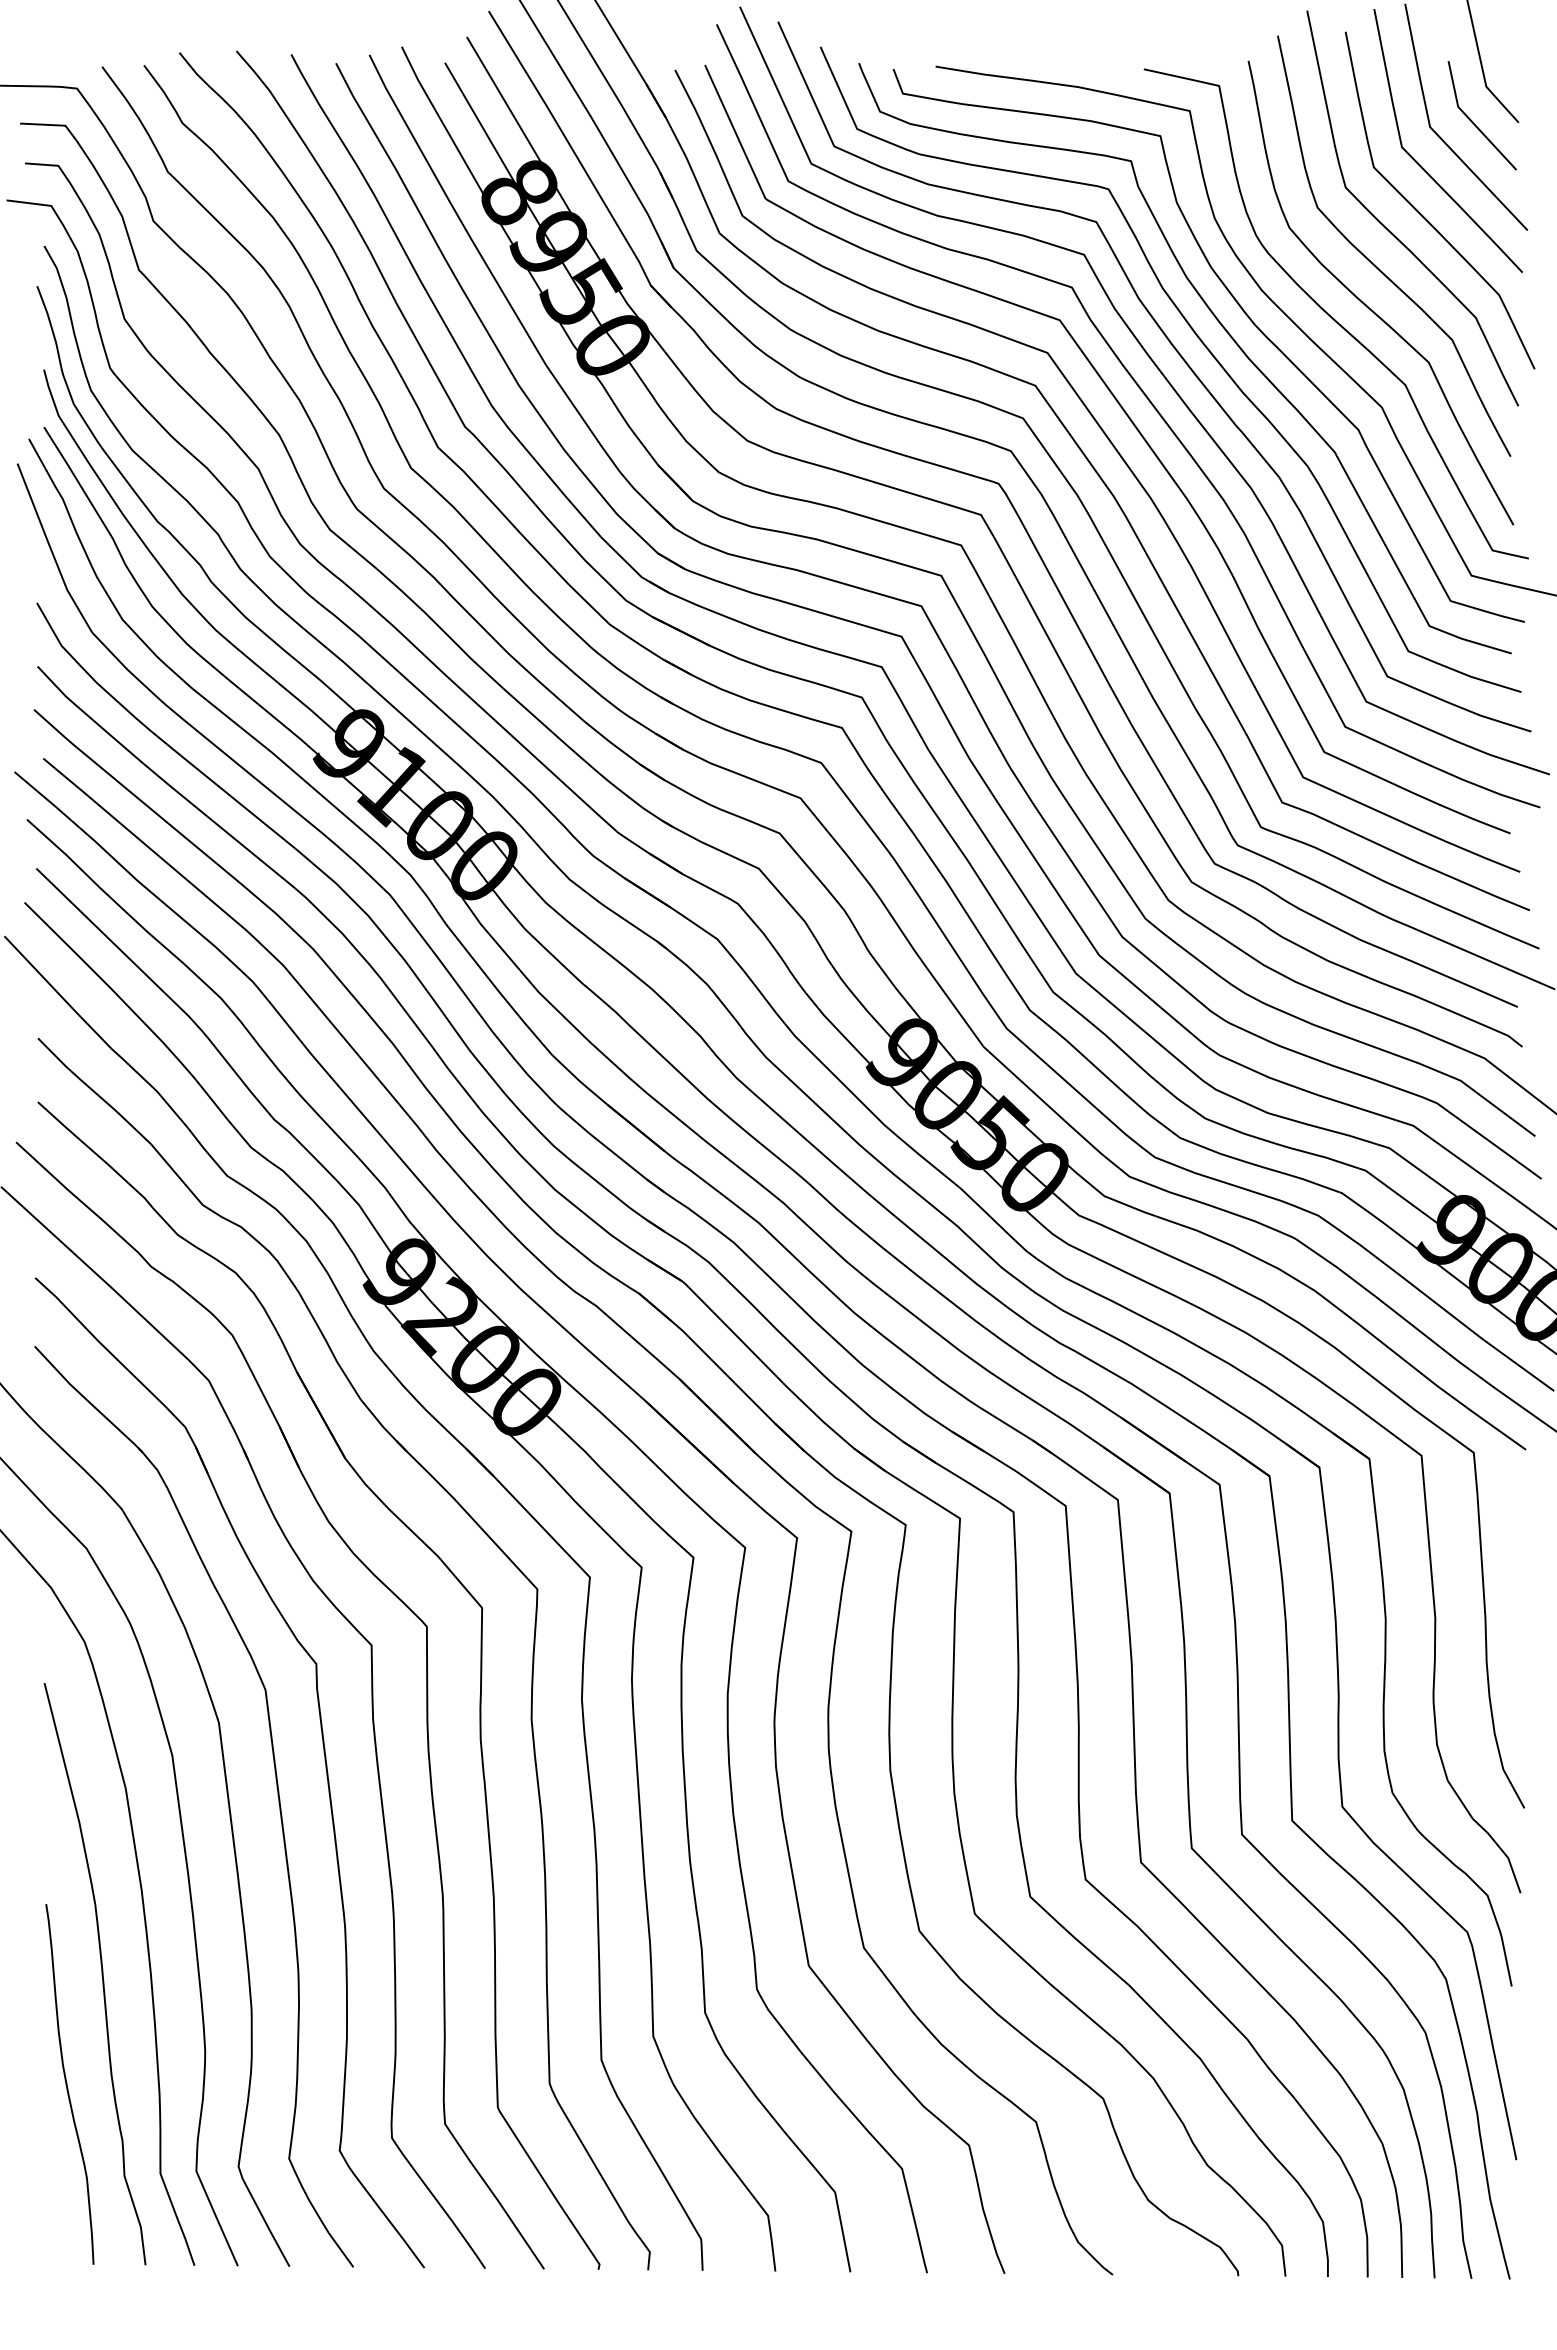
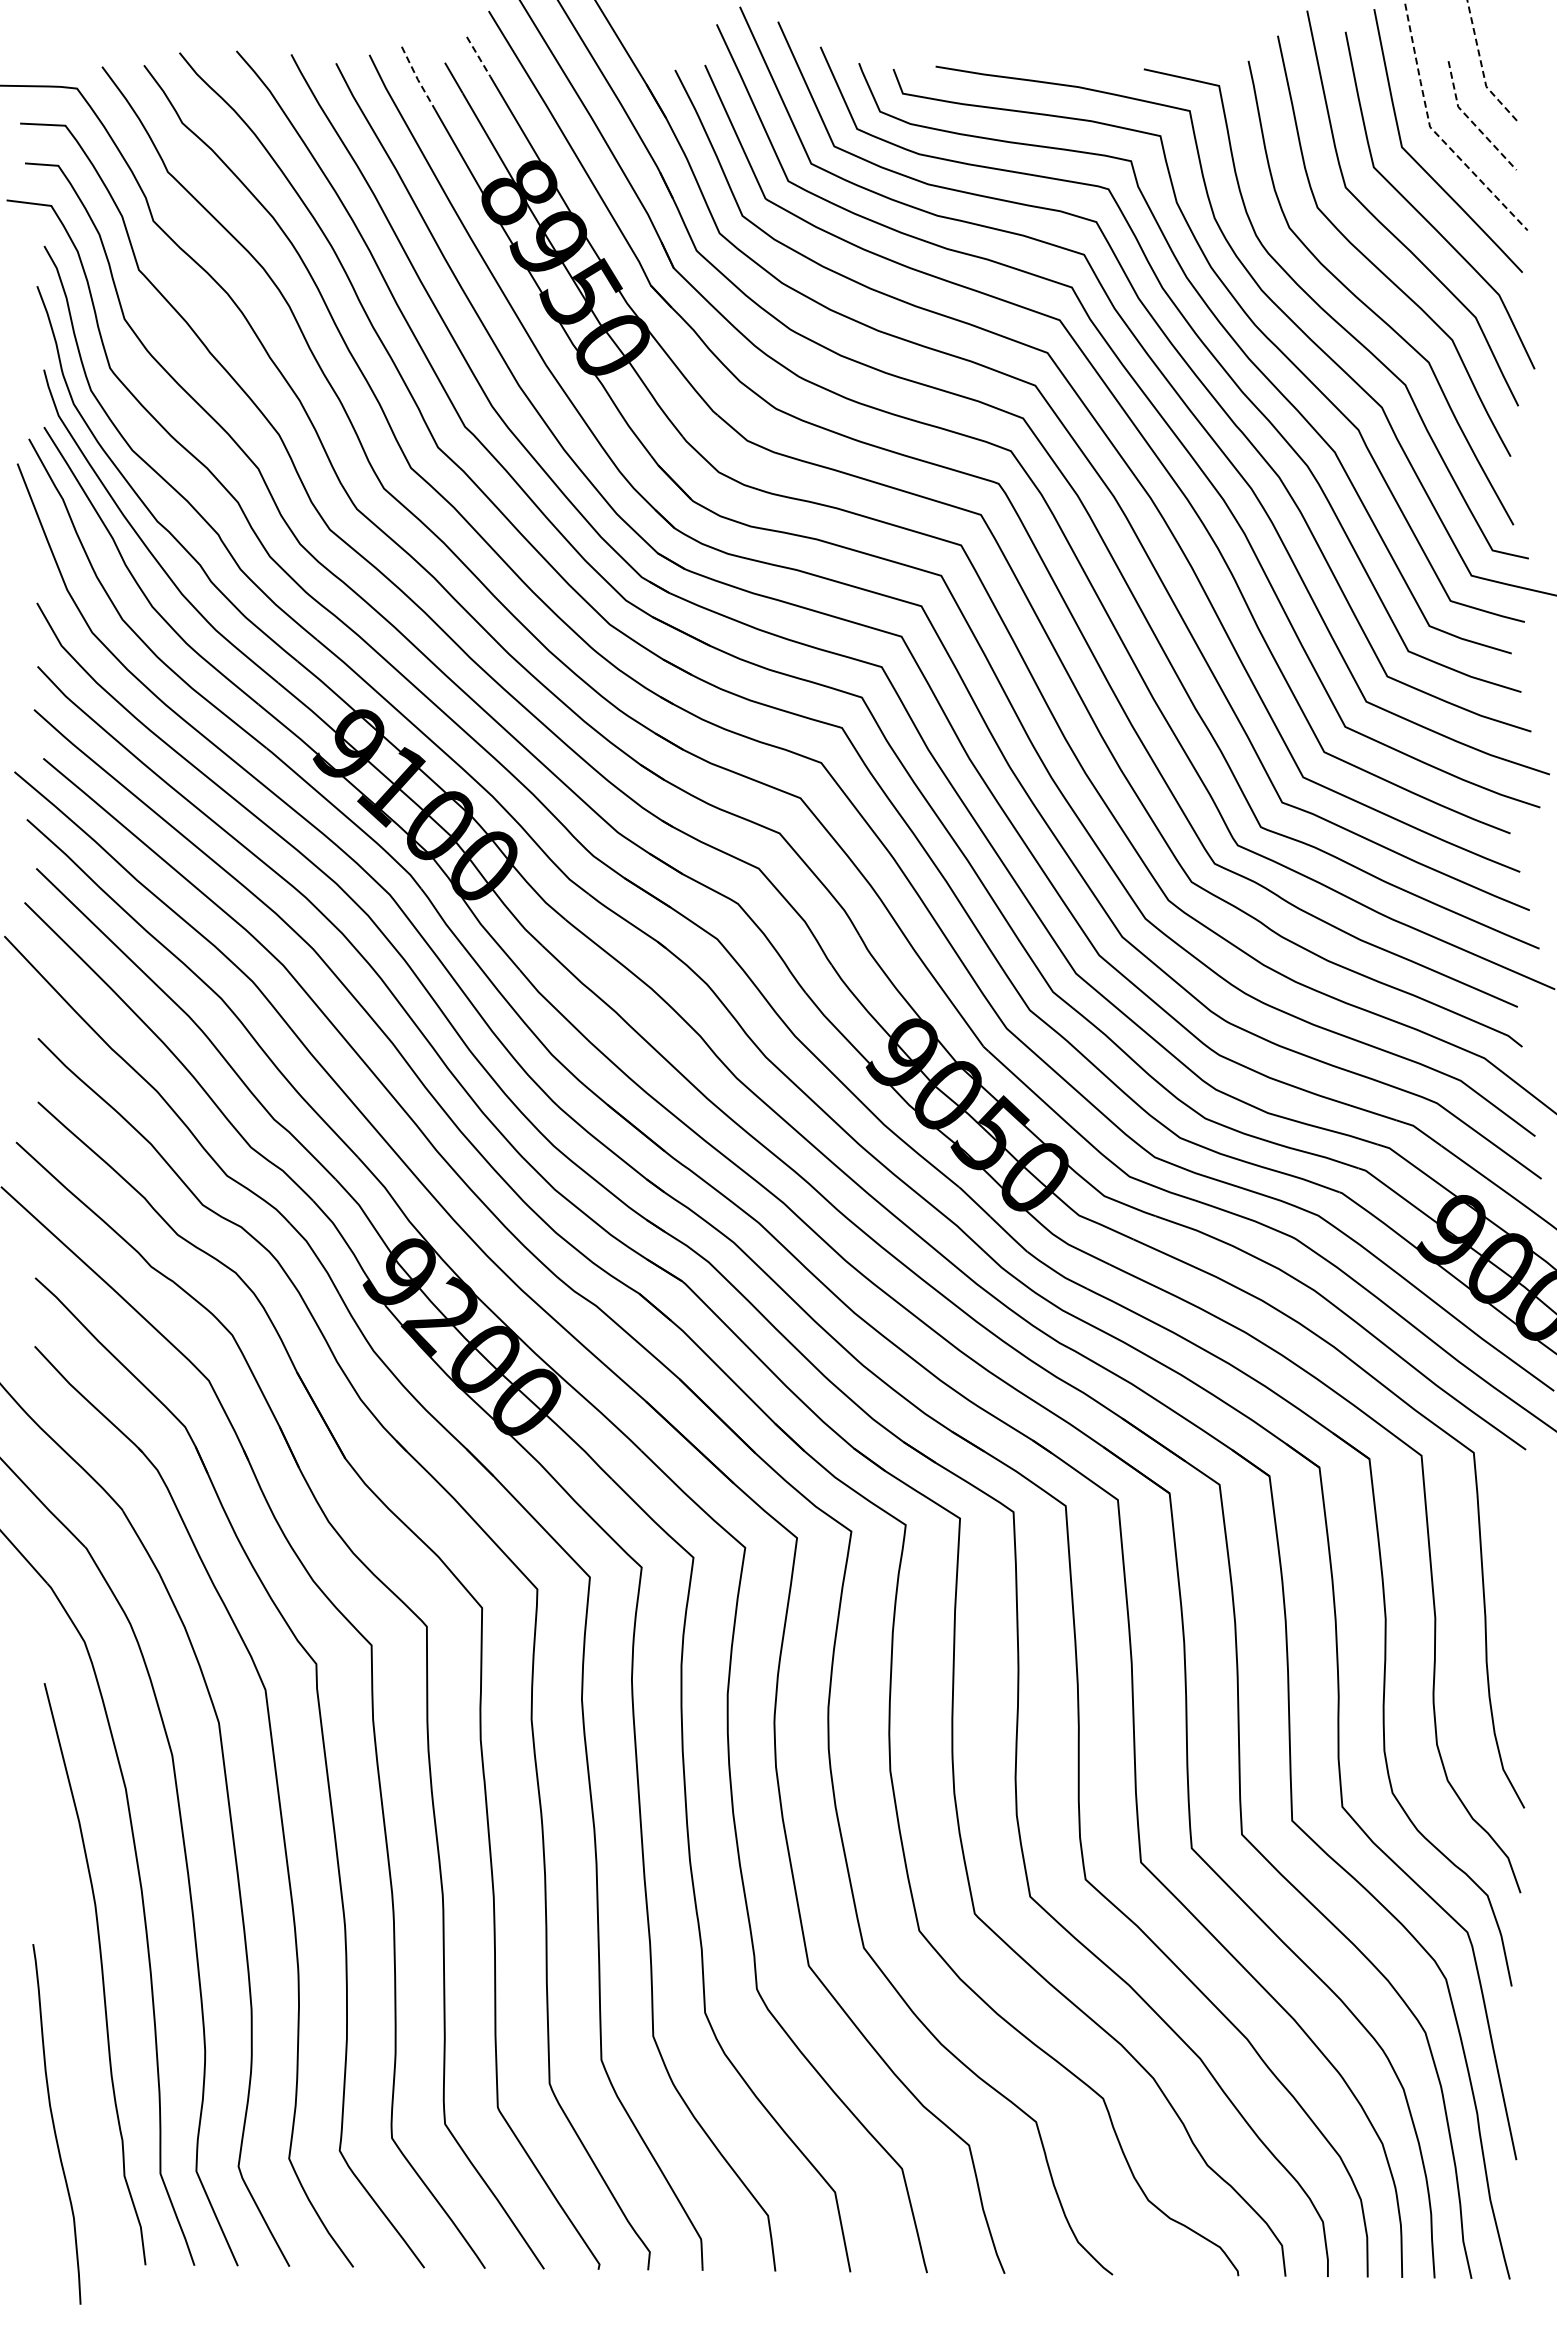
line: solid -> dashed (478, 56)
line: solid -> dashed (1482, 69)
line: solid -> dashed (418, 79)
line: solid -> dashed (1471, 121)
line: solid -> dashed (1434, 132)
curve position: (67, 2084) -> (54, 2124) (54, 2124)
